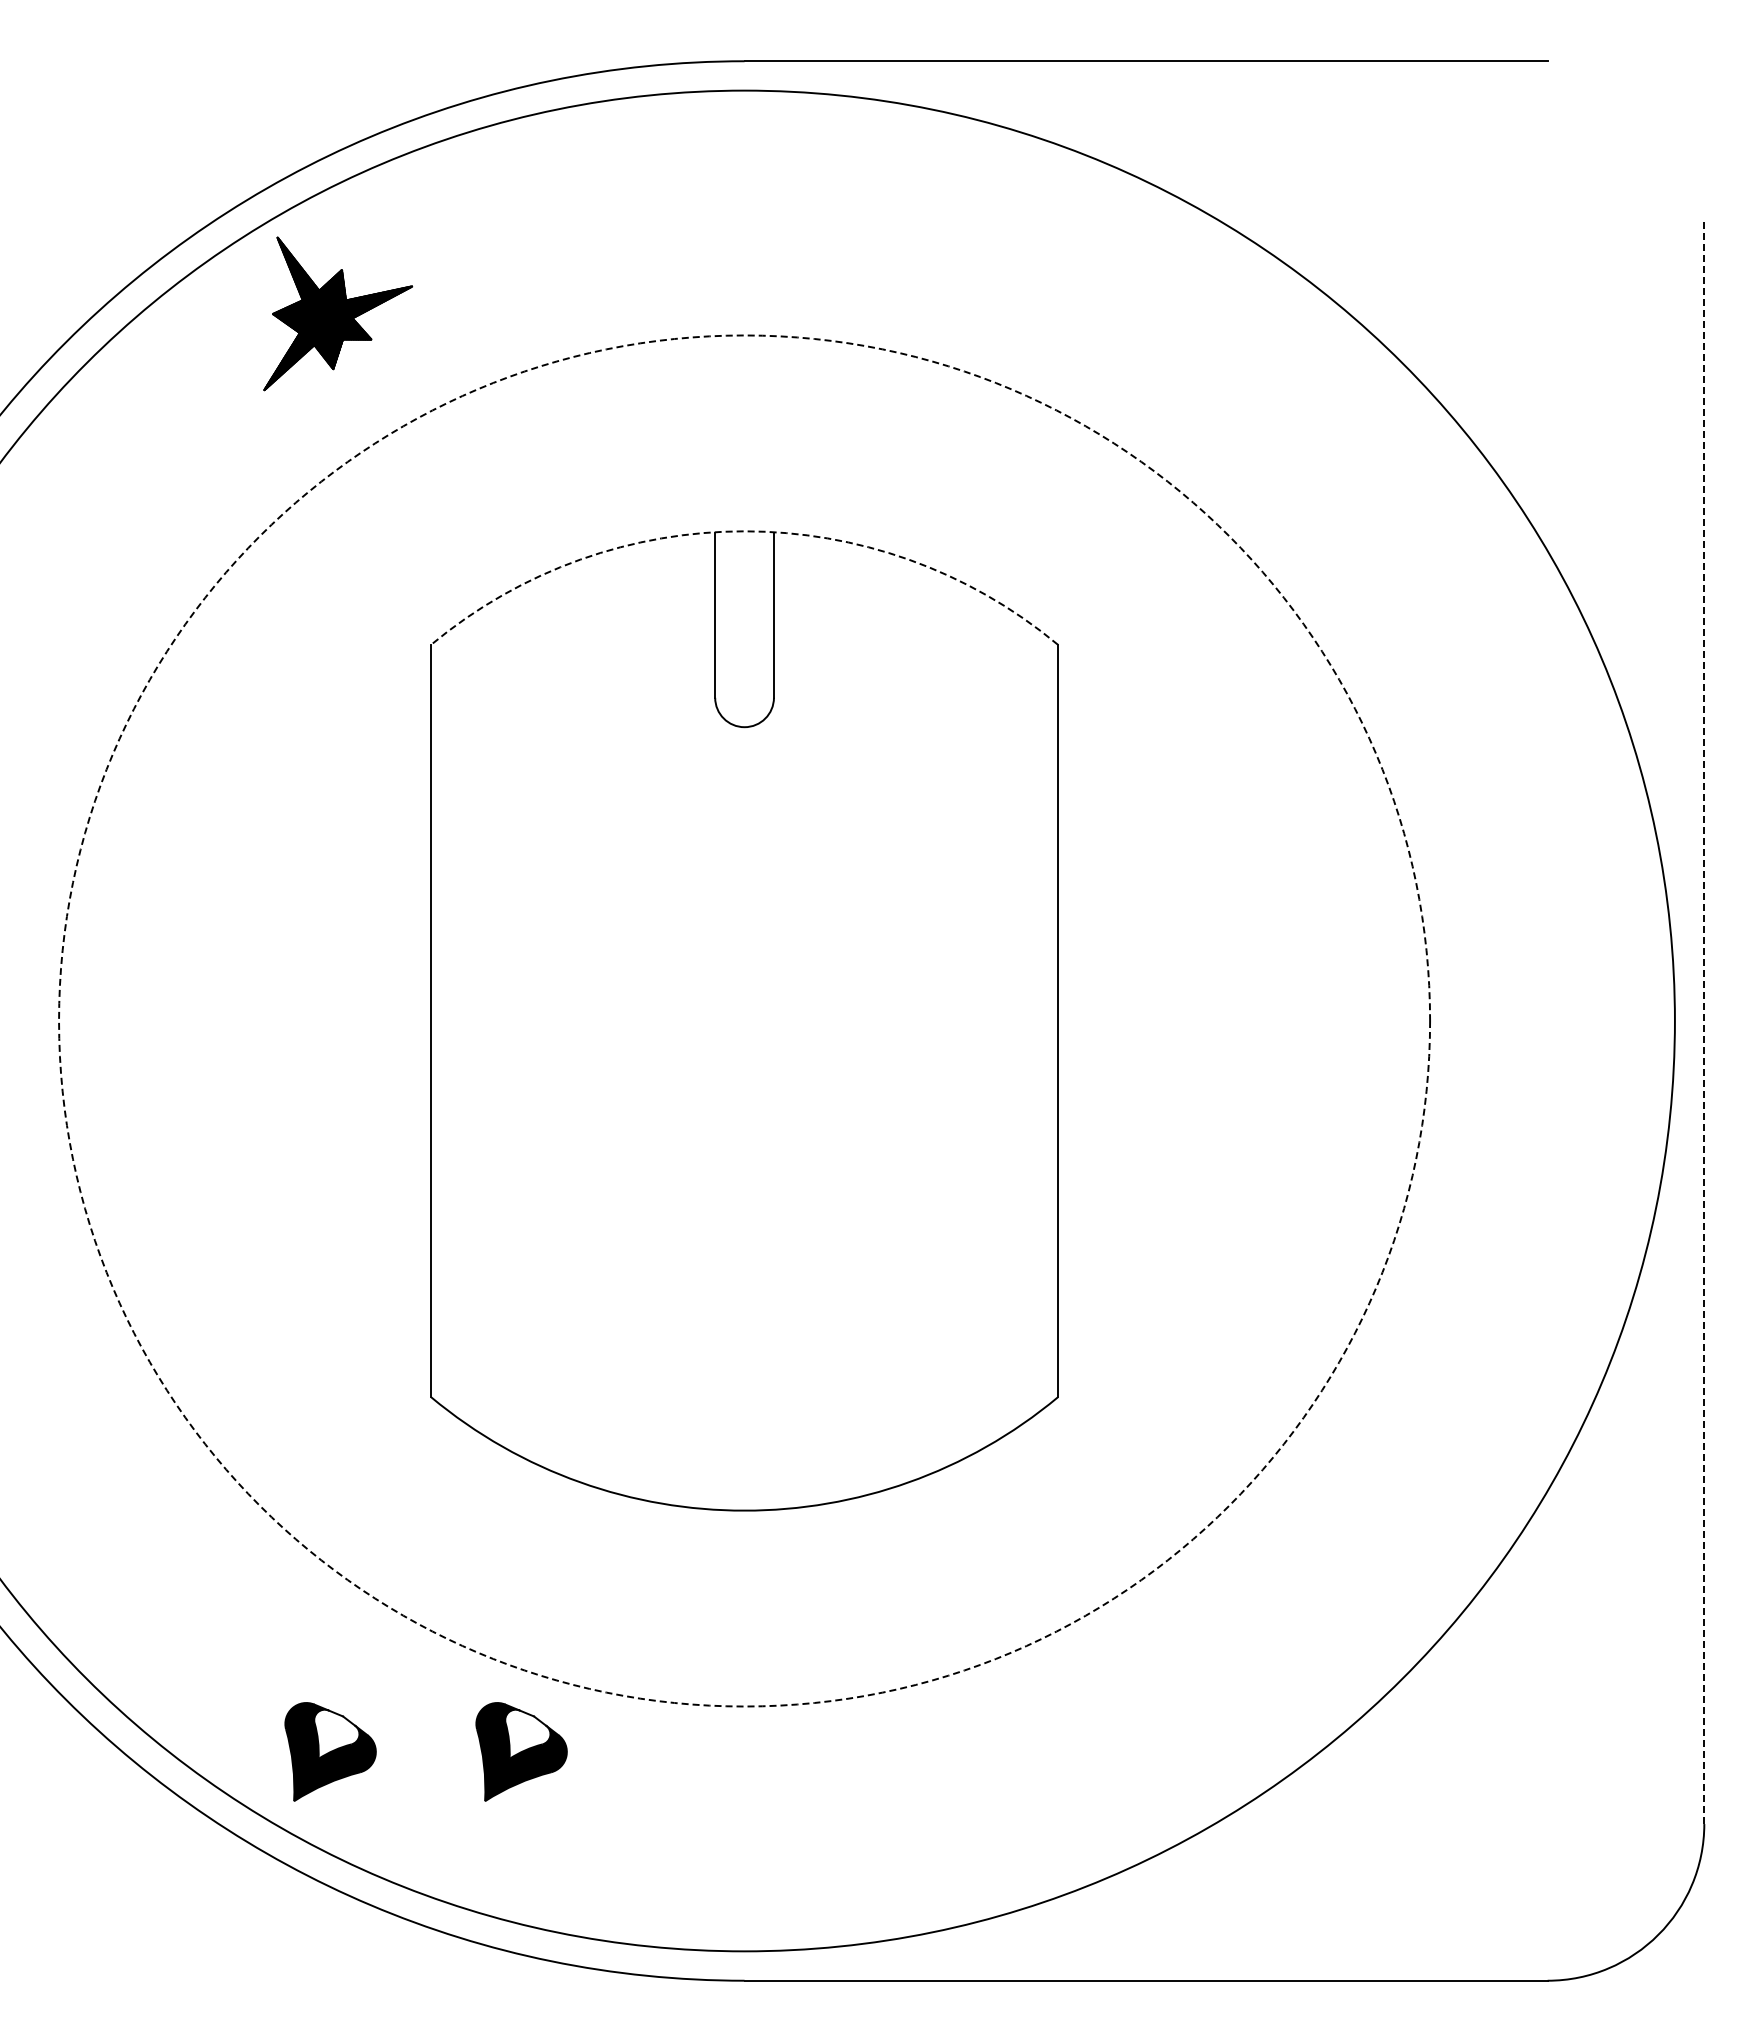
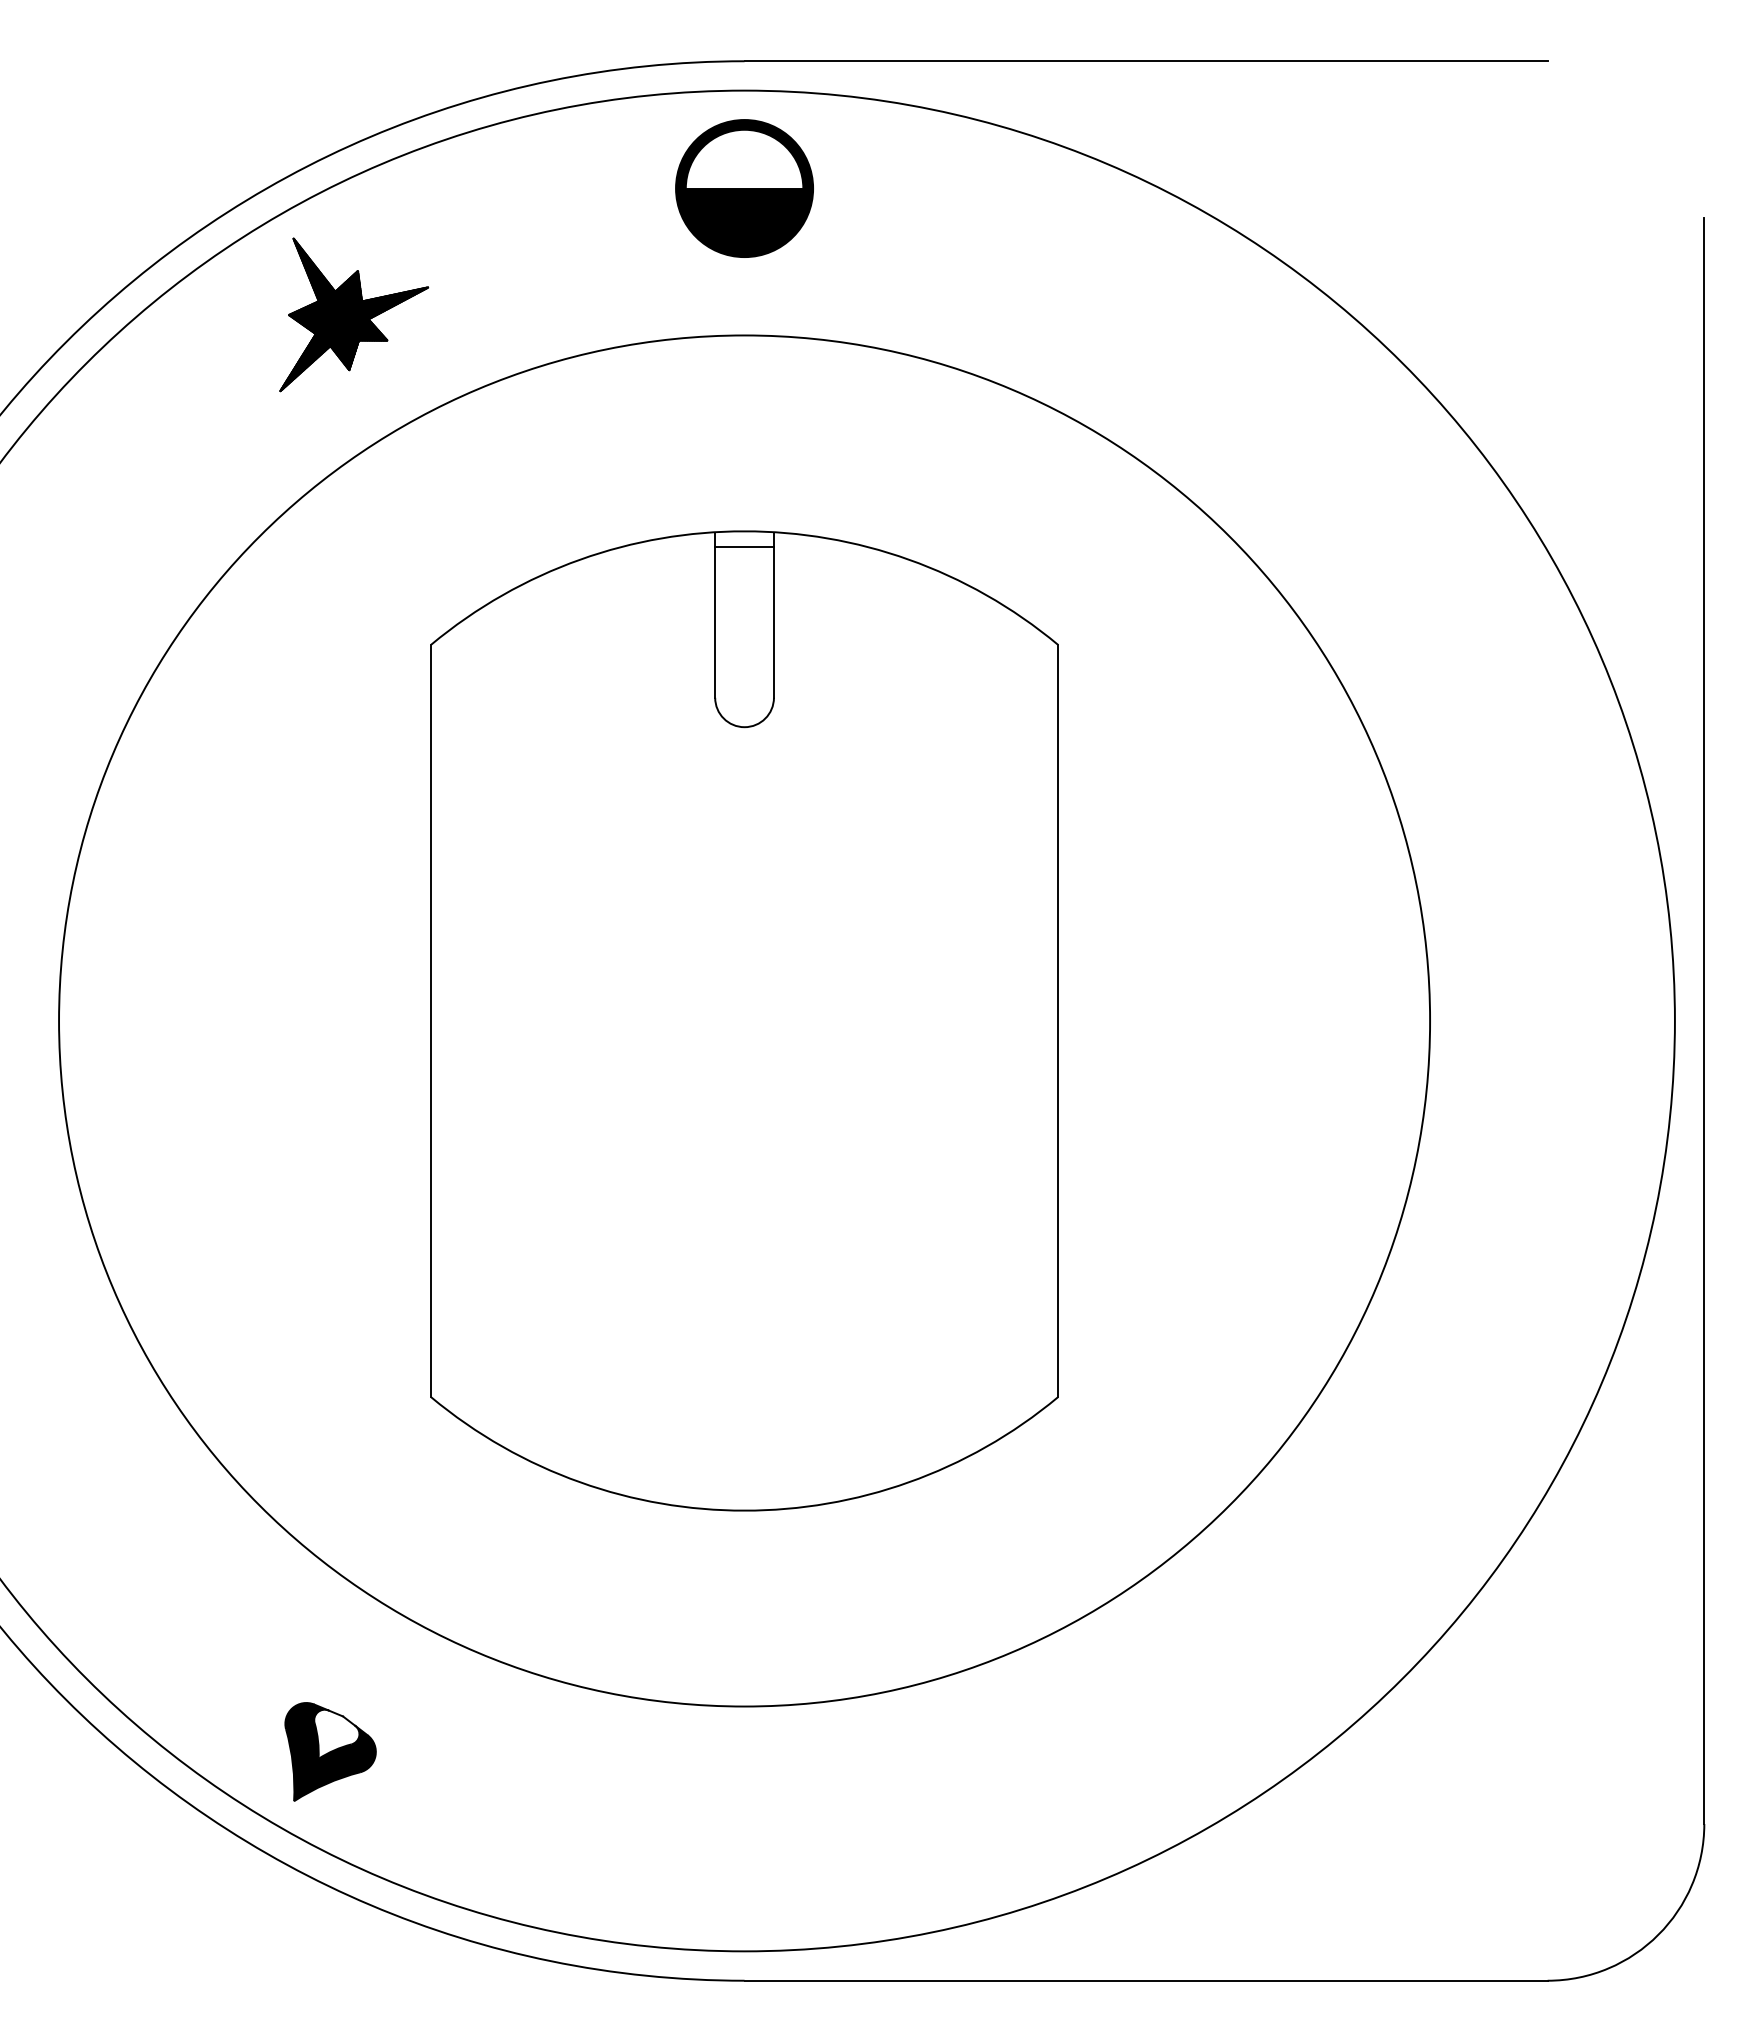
part: none -> present (744, 188)
part position: (338, 313) -> (354, 314) (354, 314)
arc: dashed -> solid (744, 531)
line: none -> present (744, 547)
circle: dashed -> solid (744, 1020)
line: dashed -> solid (1704, 1020)
part: present -> none (521, 1751)
